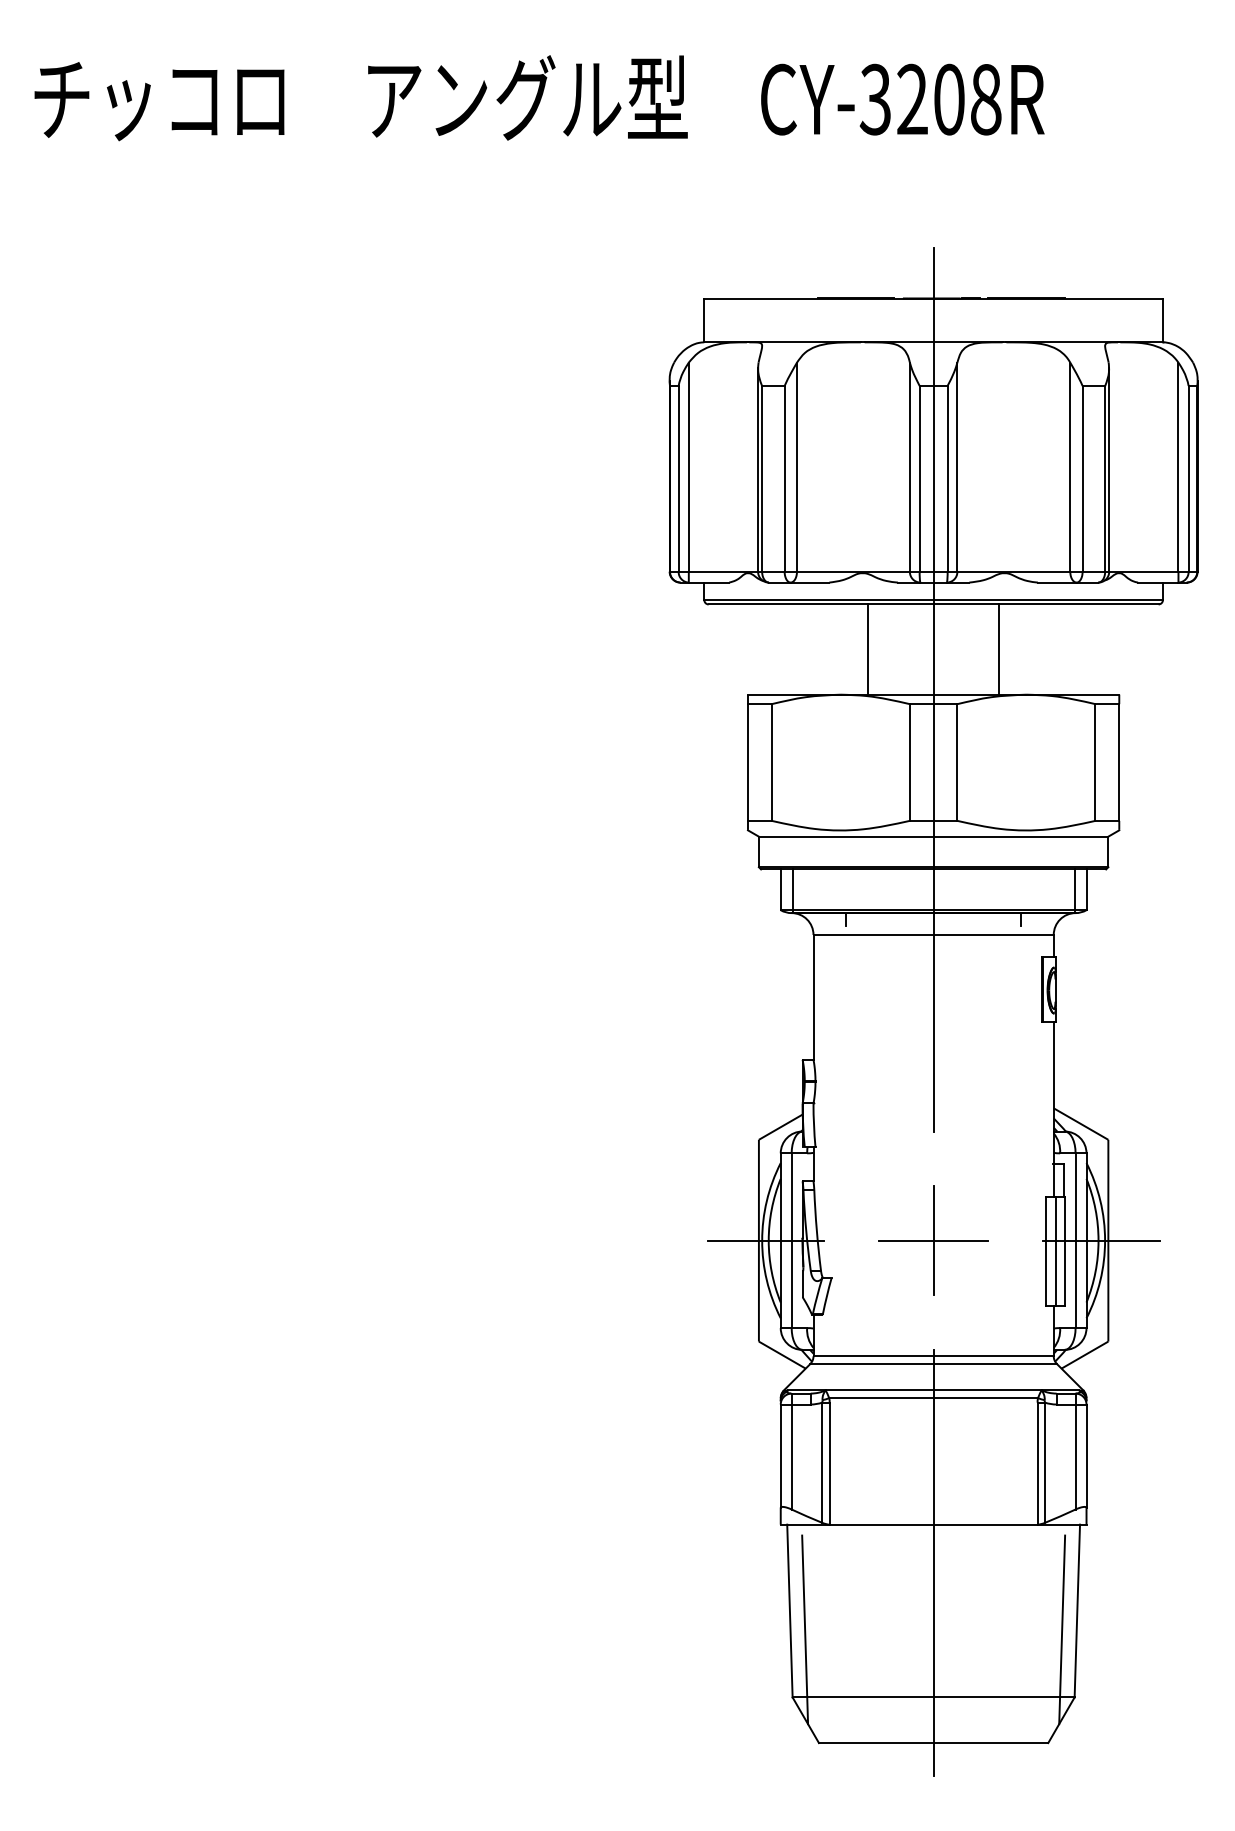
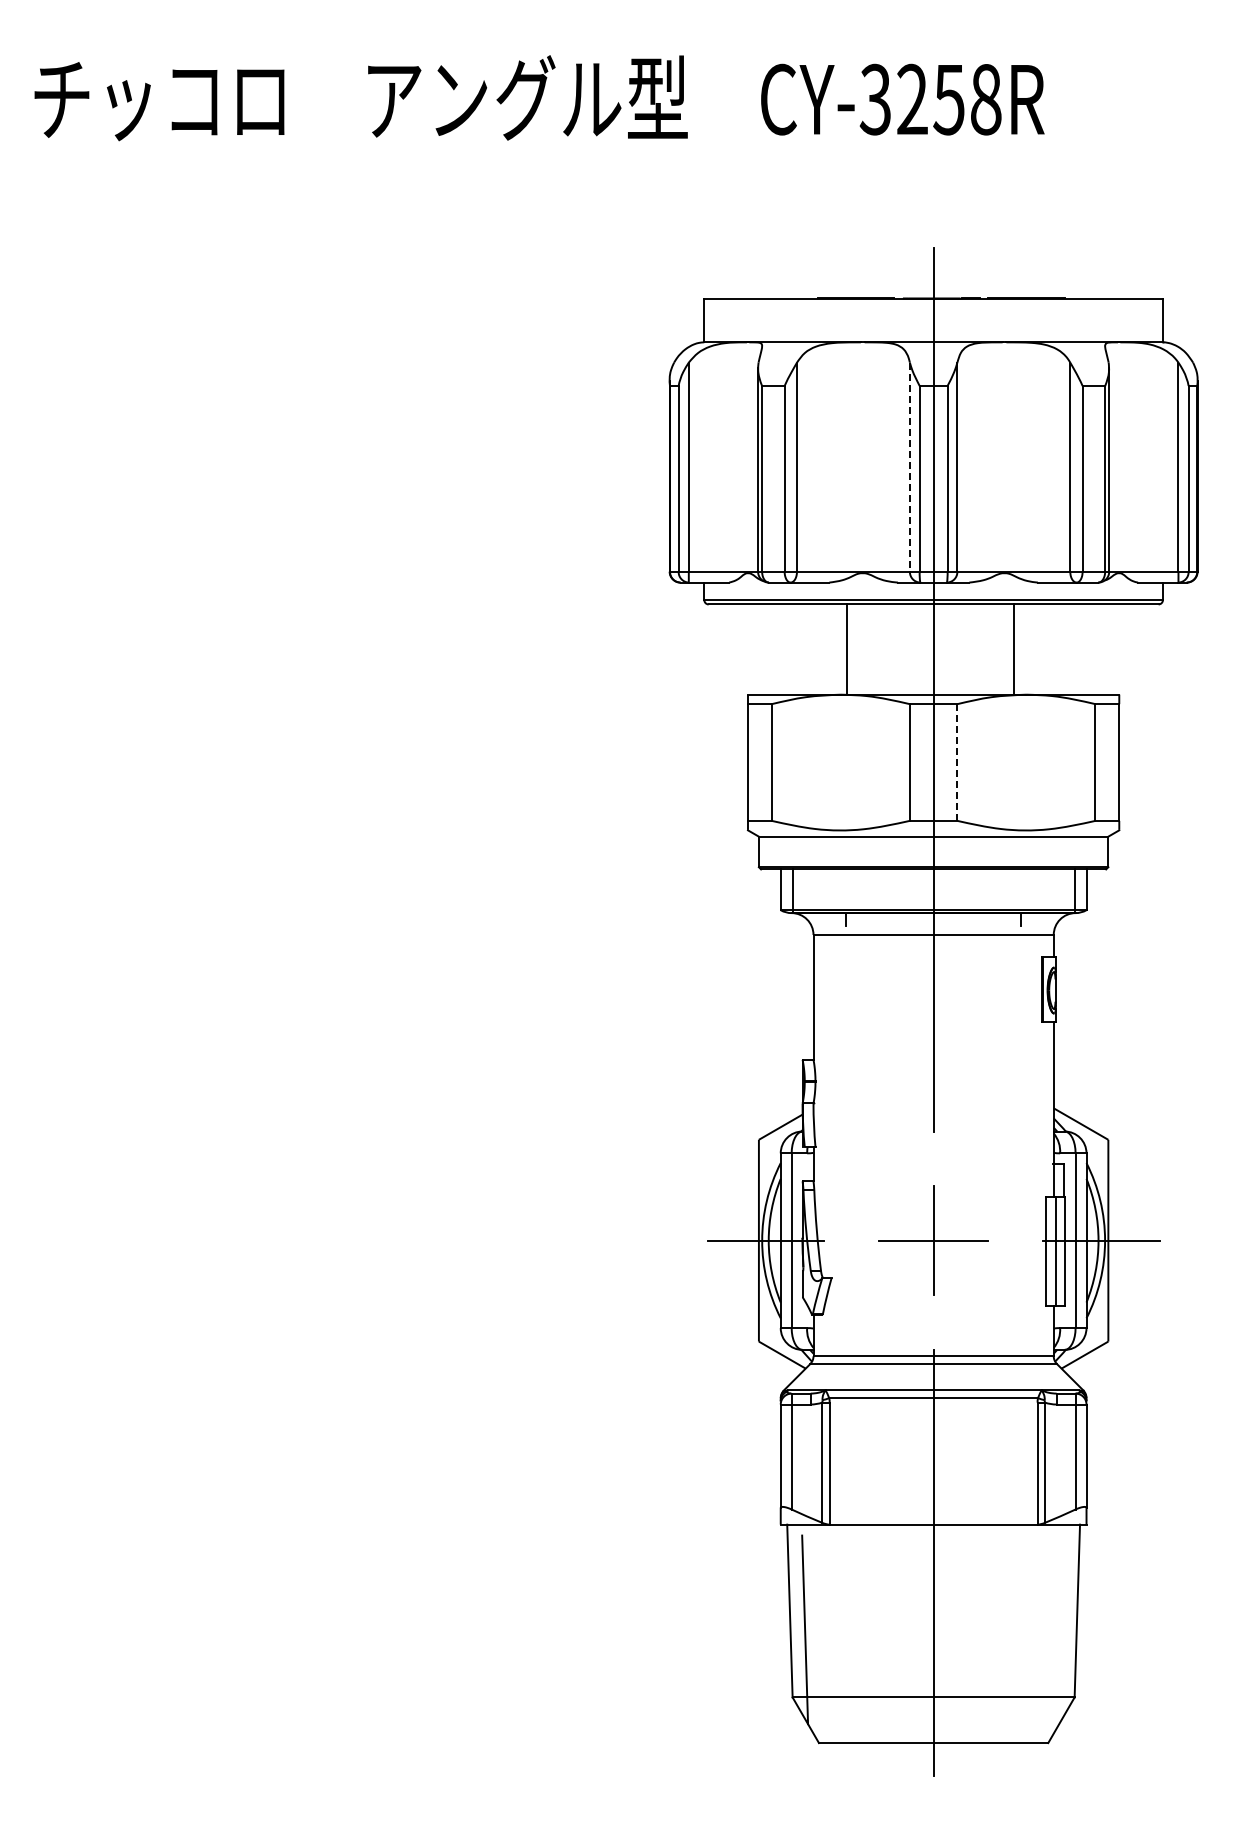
text: CY-3208R -> CY-3258R (948, 99)
line: solid -> dashed (909, 467)
line position: (868, 649) -> (847, 649) (847, 649)
line position: (999, 649) -> (1014, 649) (1014, 649)
line: solid -> dashed (957, 763)
line: present -> none (1062, 1629)
